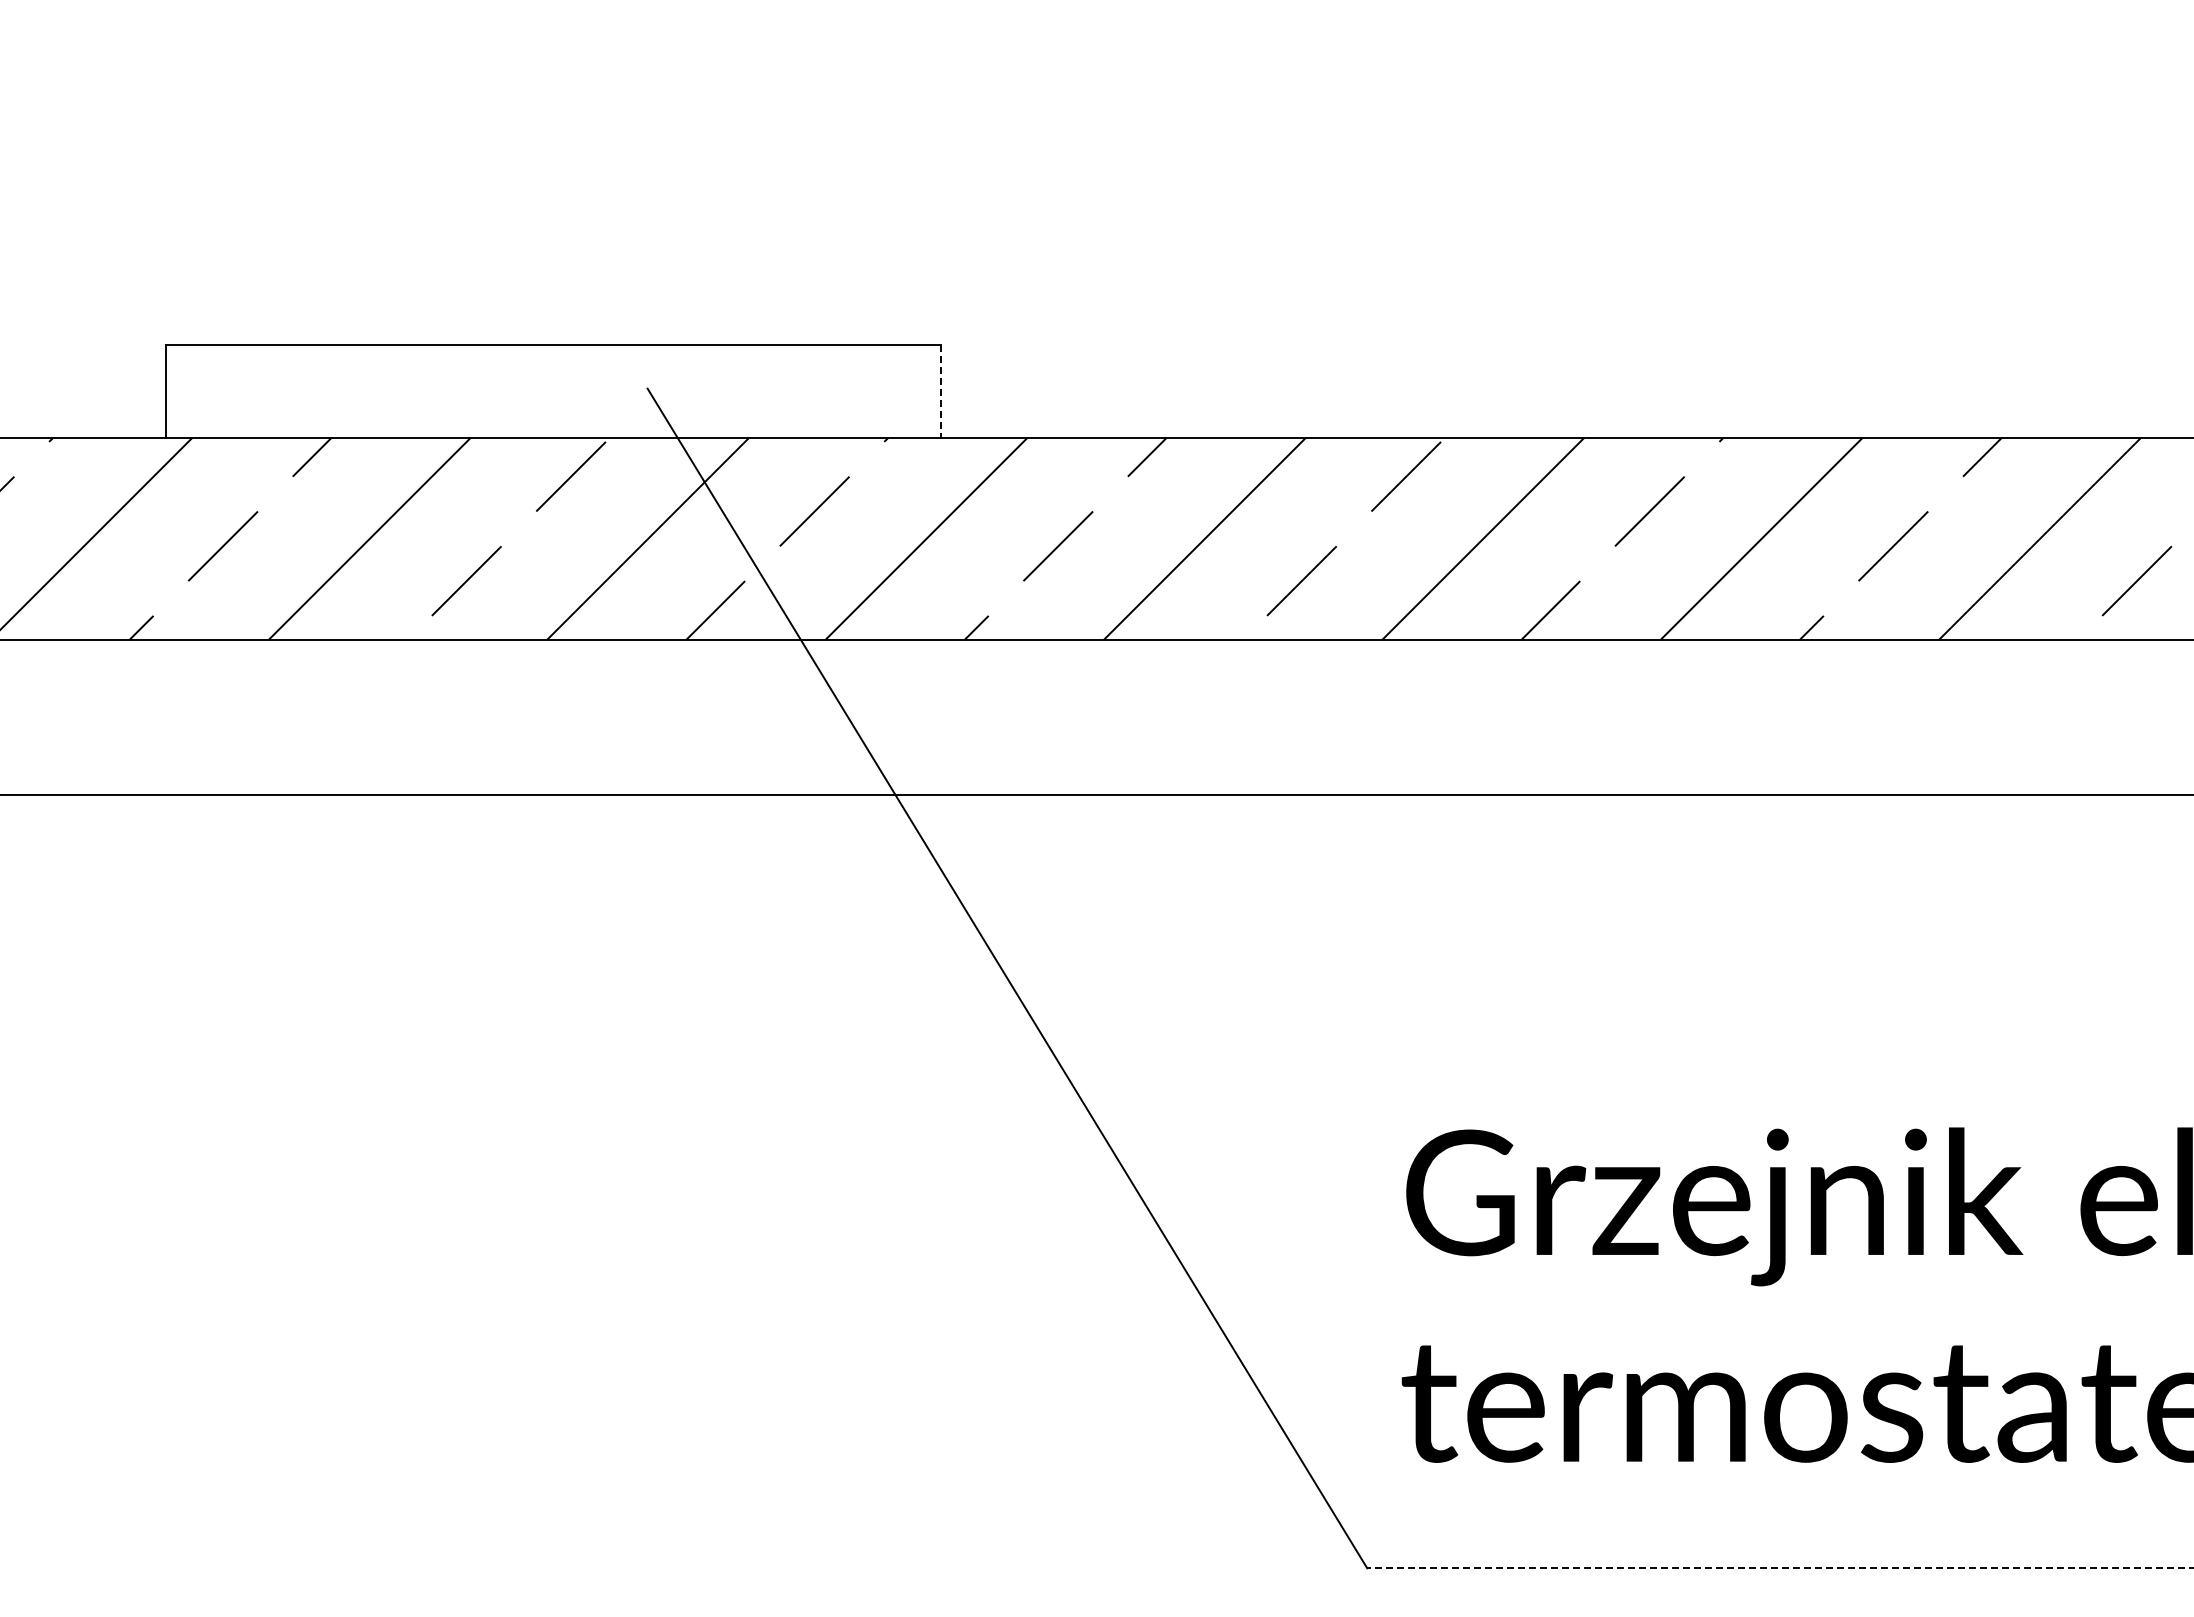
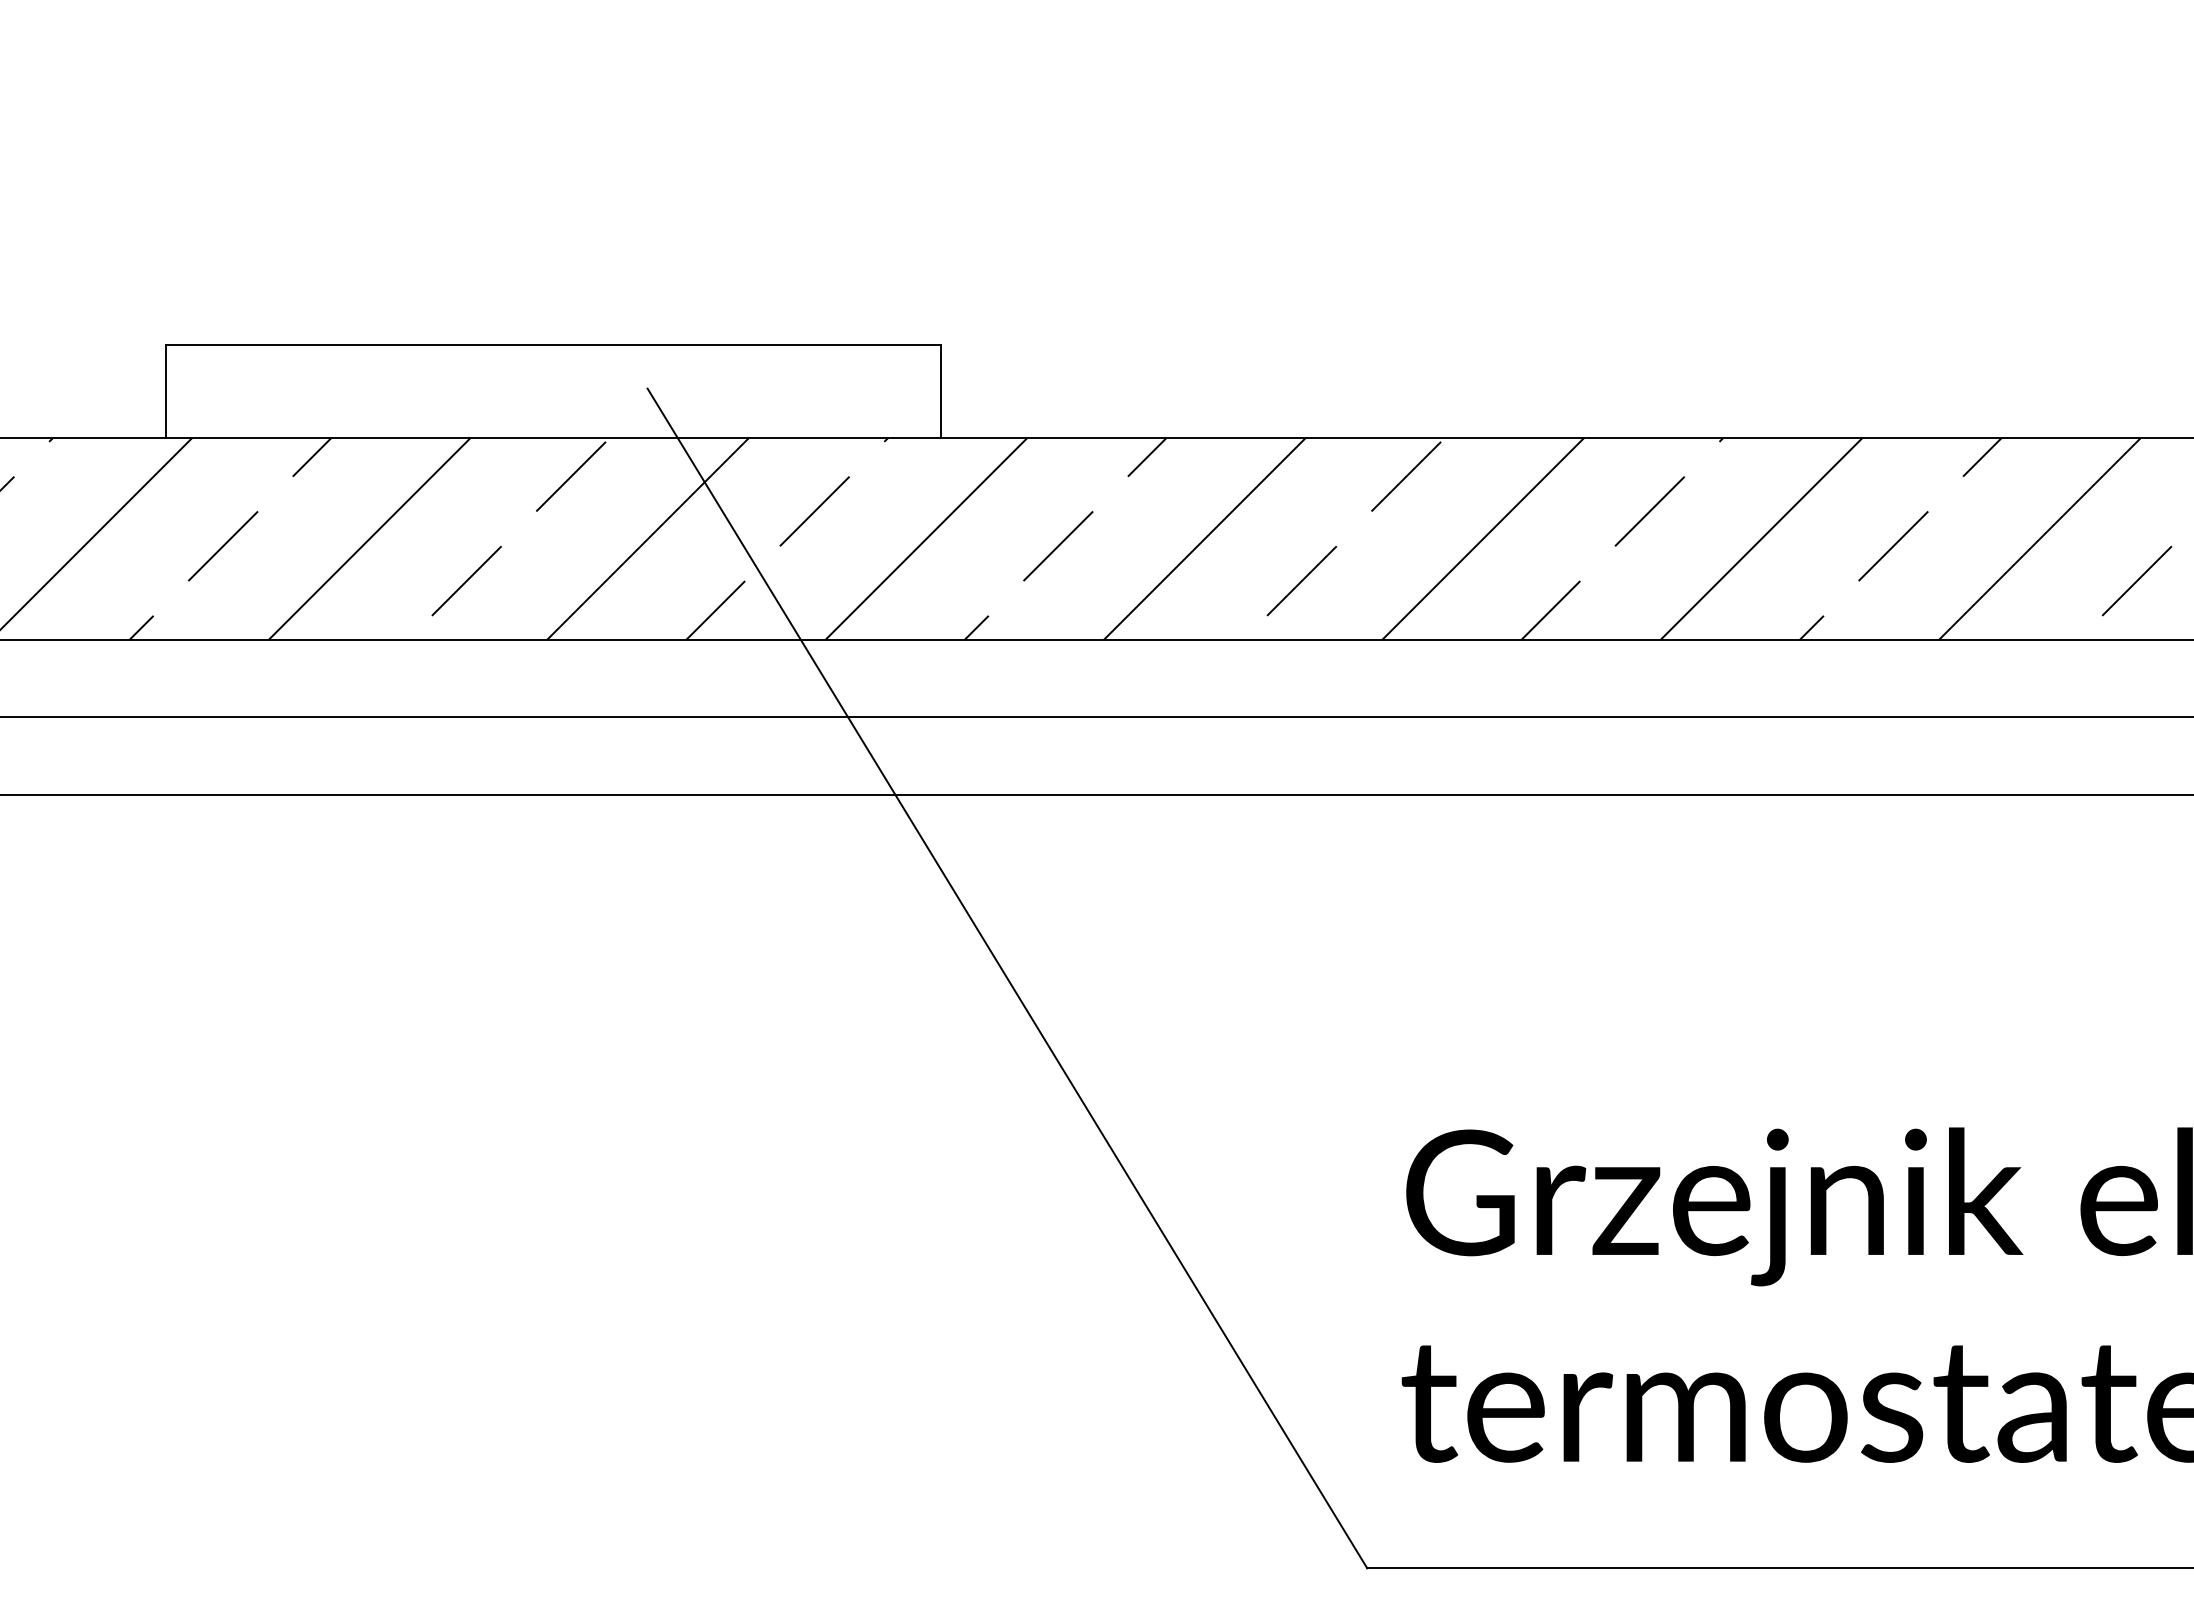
line: dashed -> solid (940, 392)
line: none -> present (1096, 717)
line: dashed -> solid (1780, 1568)
